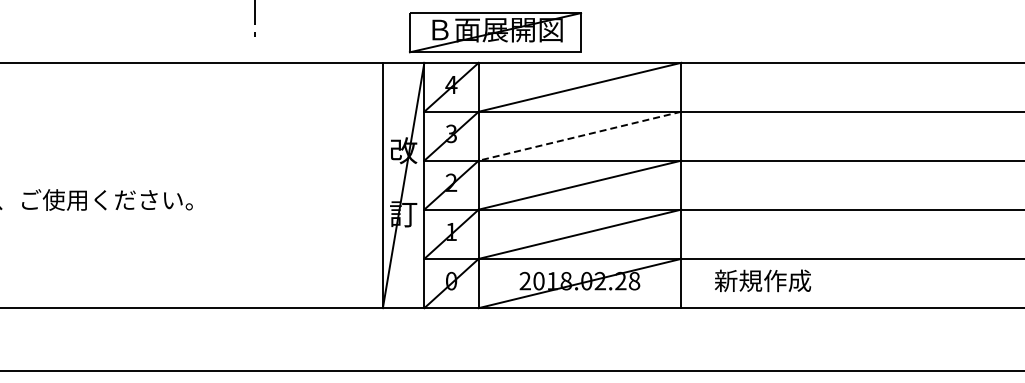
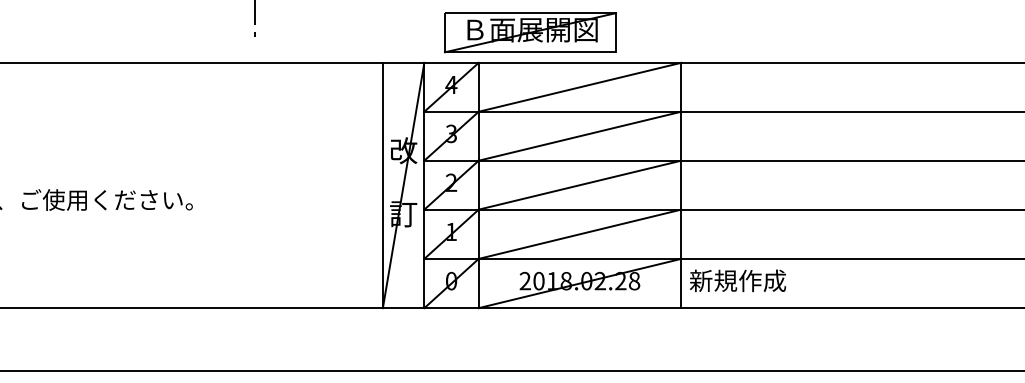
part position: (495, 32) -> (530, 32) (530, 32)
line: dashed -> solid (579, 136)
text position: (763, 280) -> (738, 280) (738, 280)
